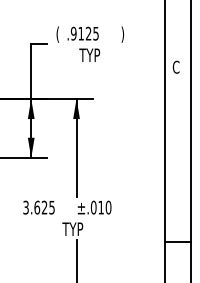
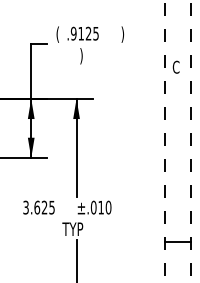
text: TYP -> ) (89, 56)
line: solid -> dashed (165, 141)
line: solid -> dashed (191, 141)
